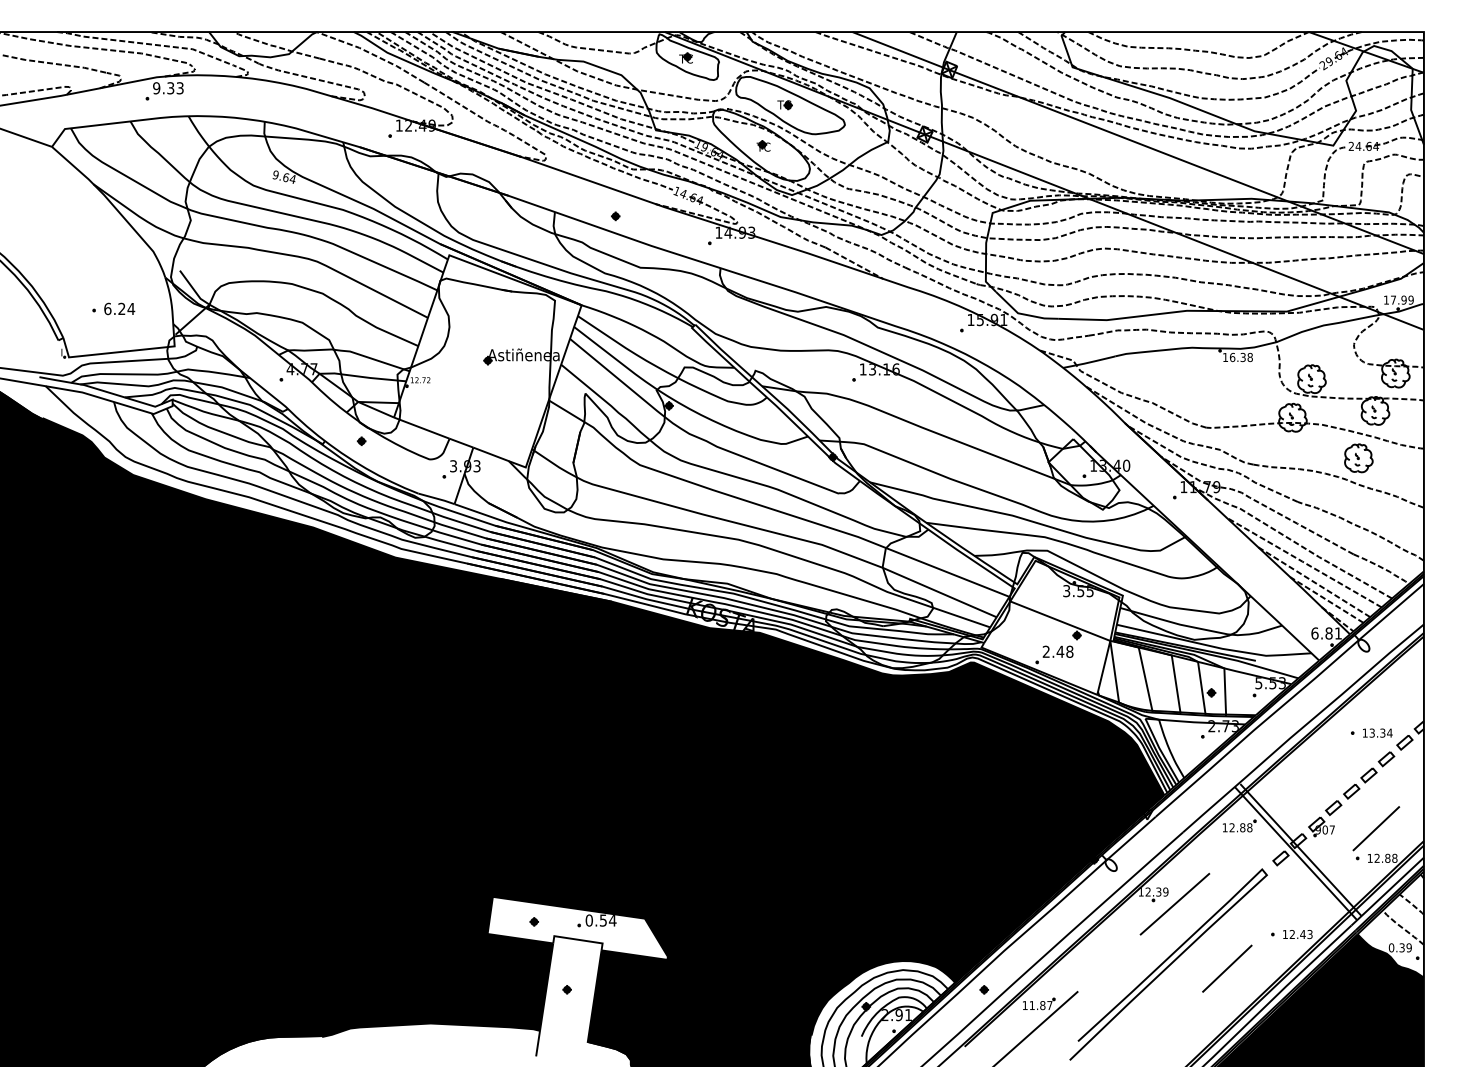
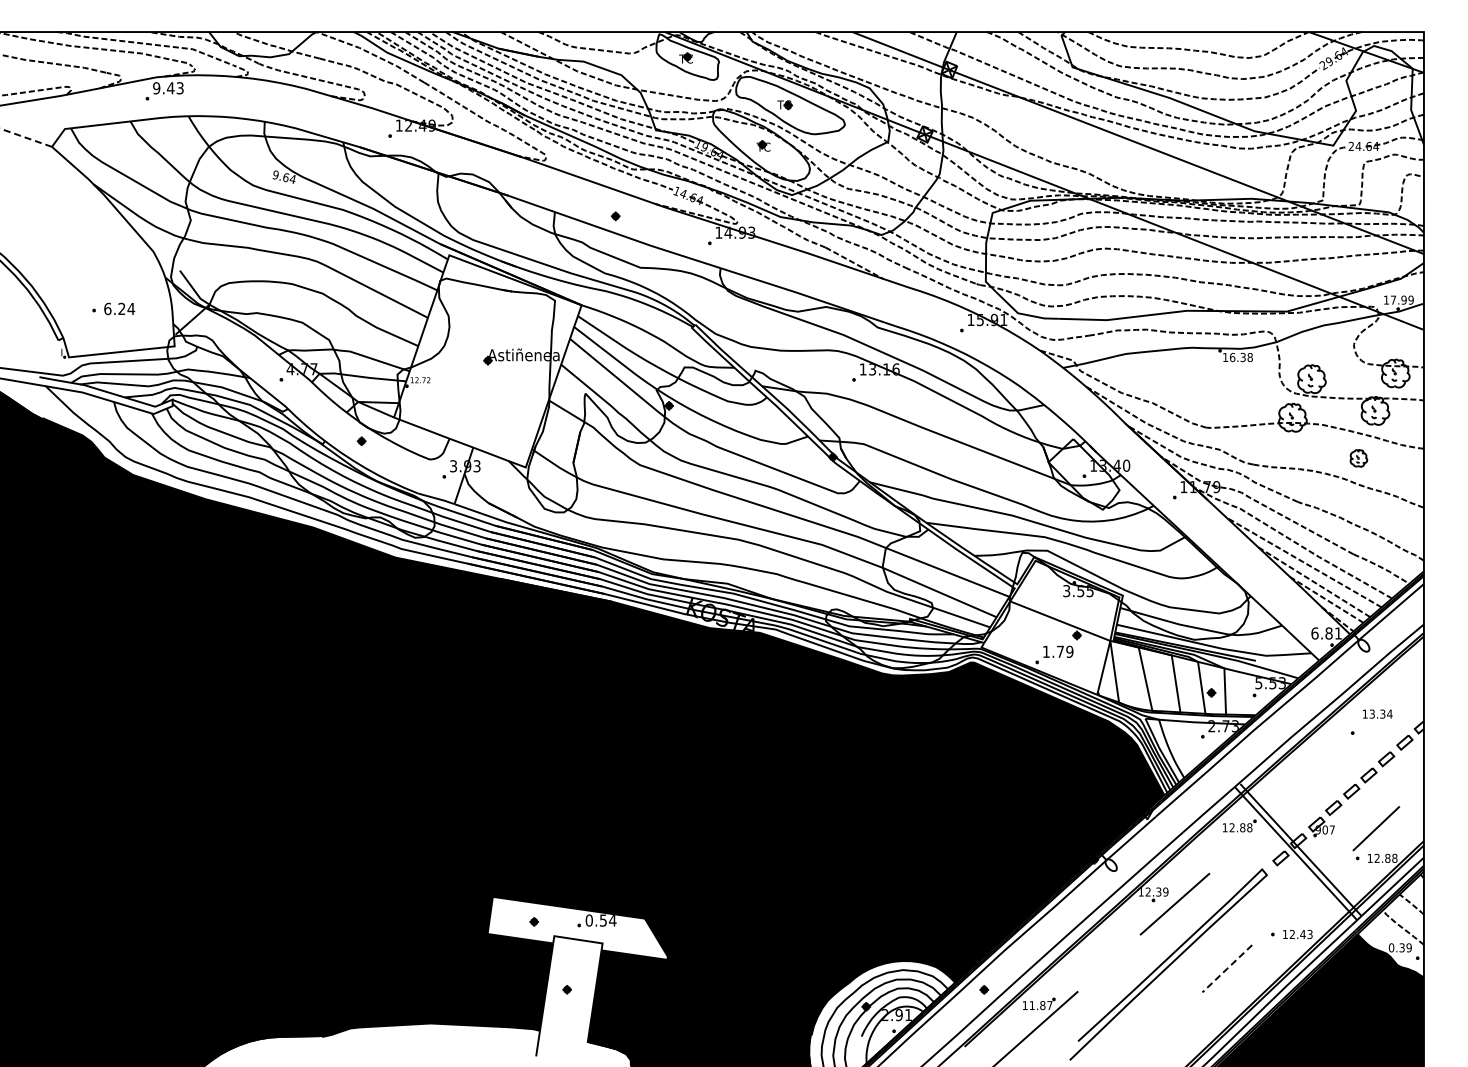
text: 9.33 -> 9.43 (170, 88)
line: solid -> dashed (25, 137)
part size: 30x31 px -> 20x19 px (1358, 458)
text: 2.48 -> 1.79 (1057, 651)
text position: (1377, 732) -> (1377, 713) (1377, 713)
line: solid -> dashed (1227, 968)
